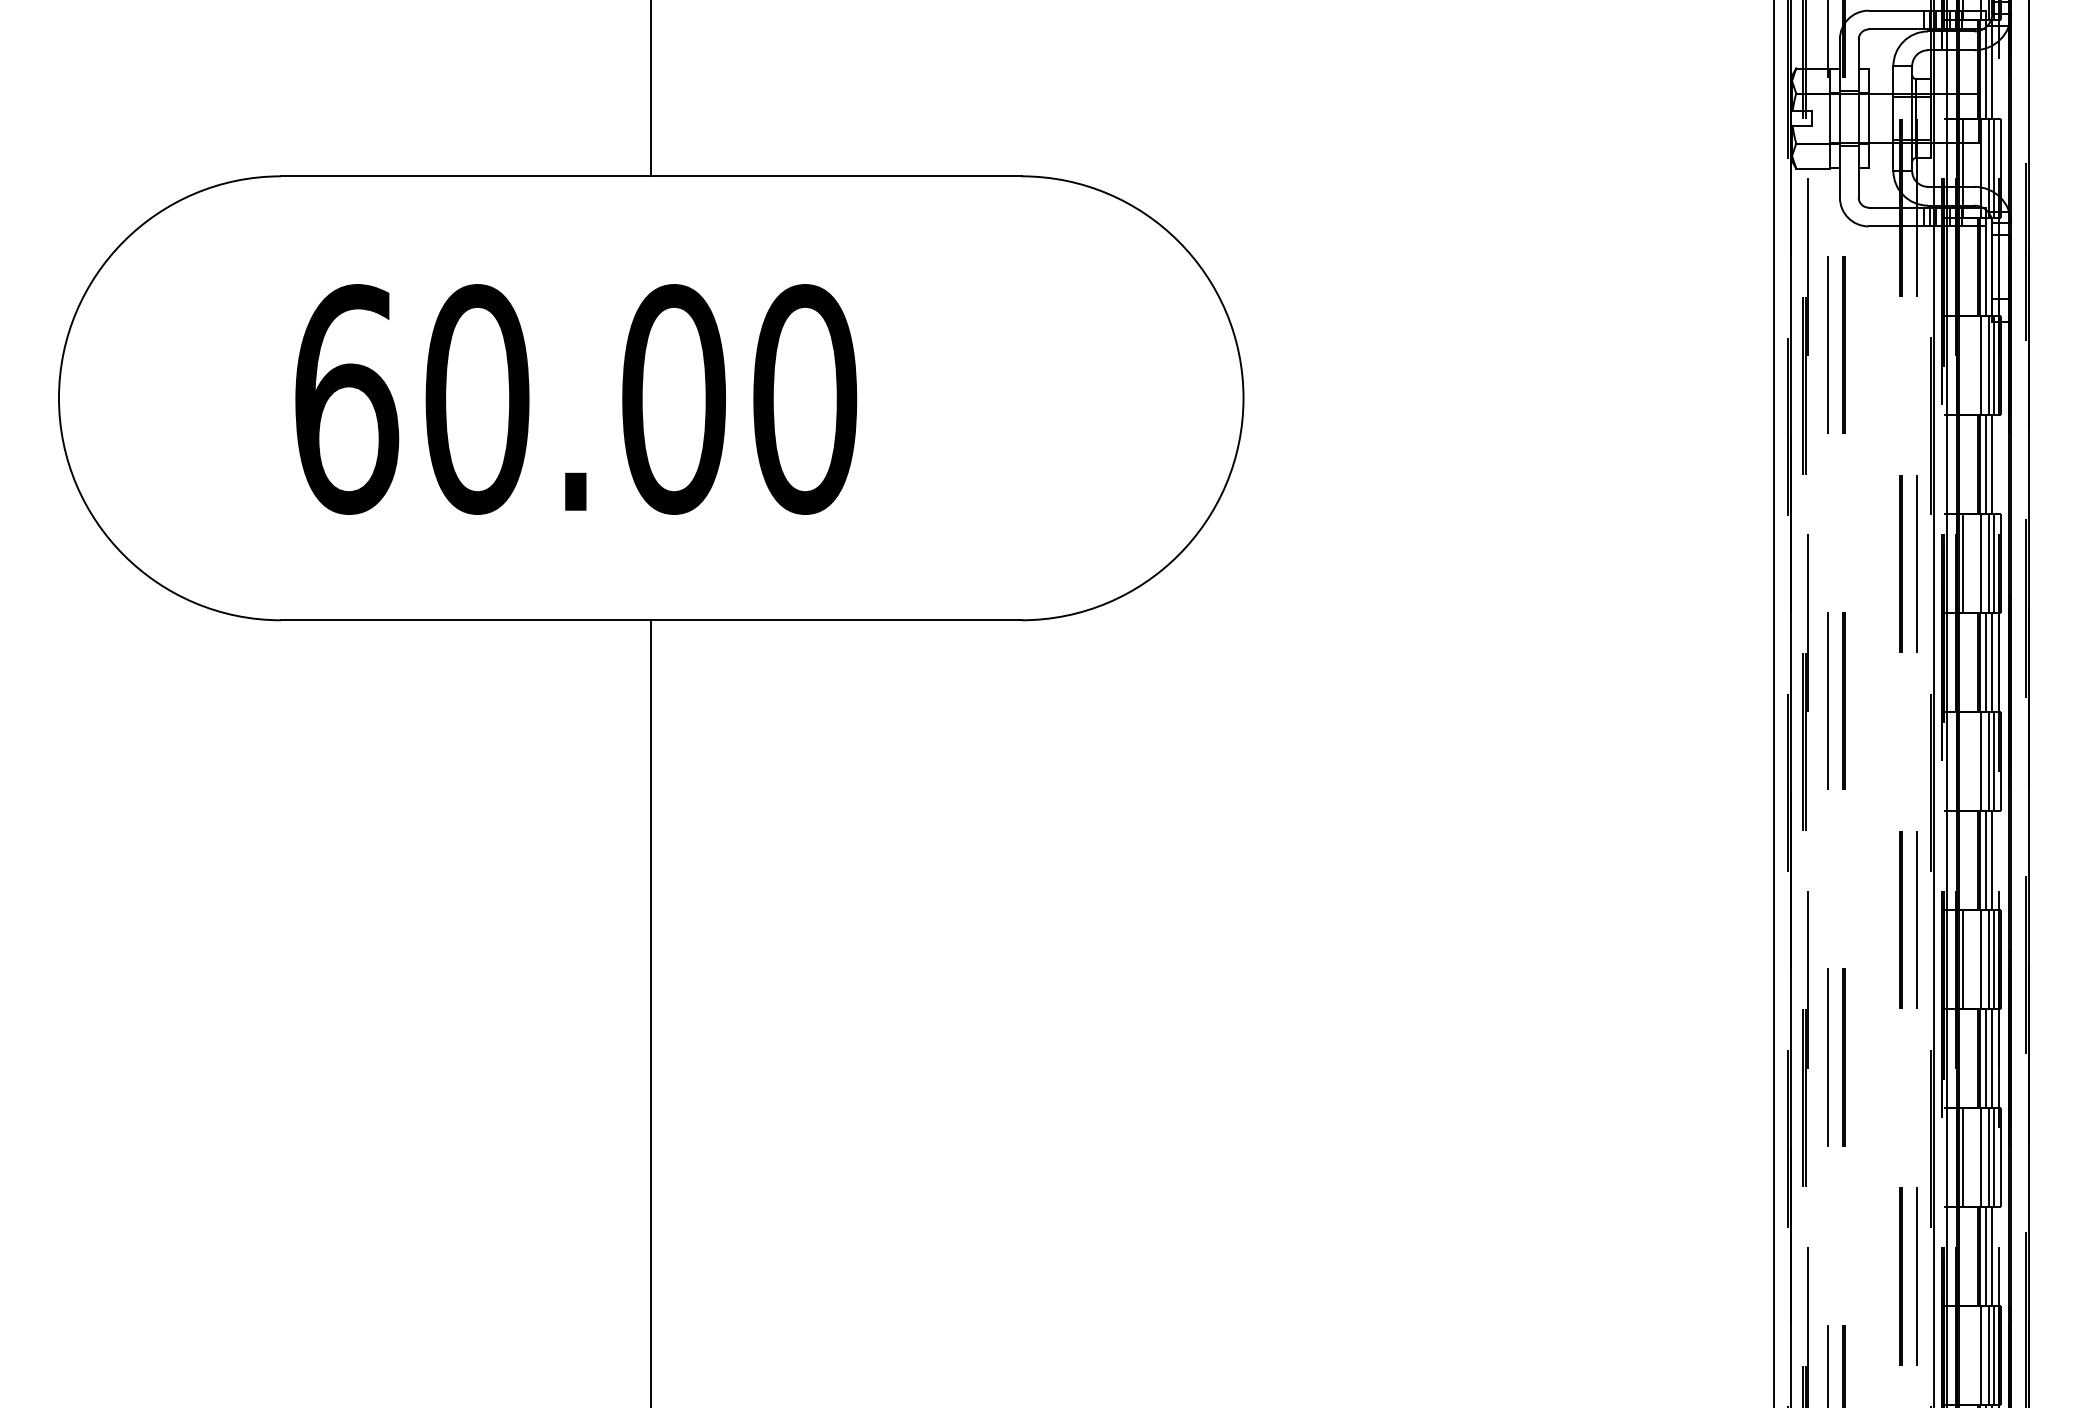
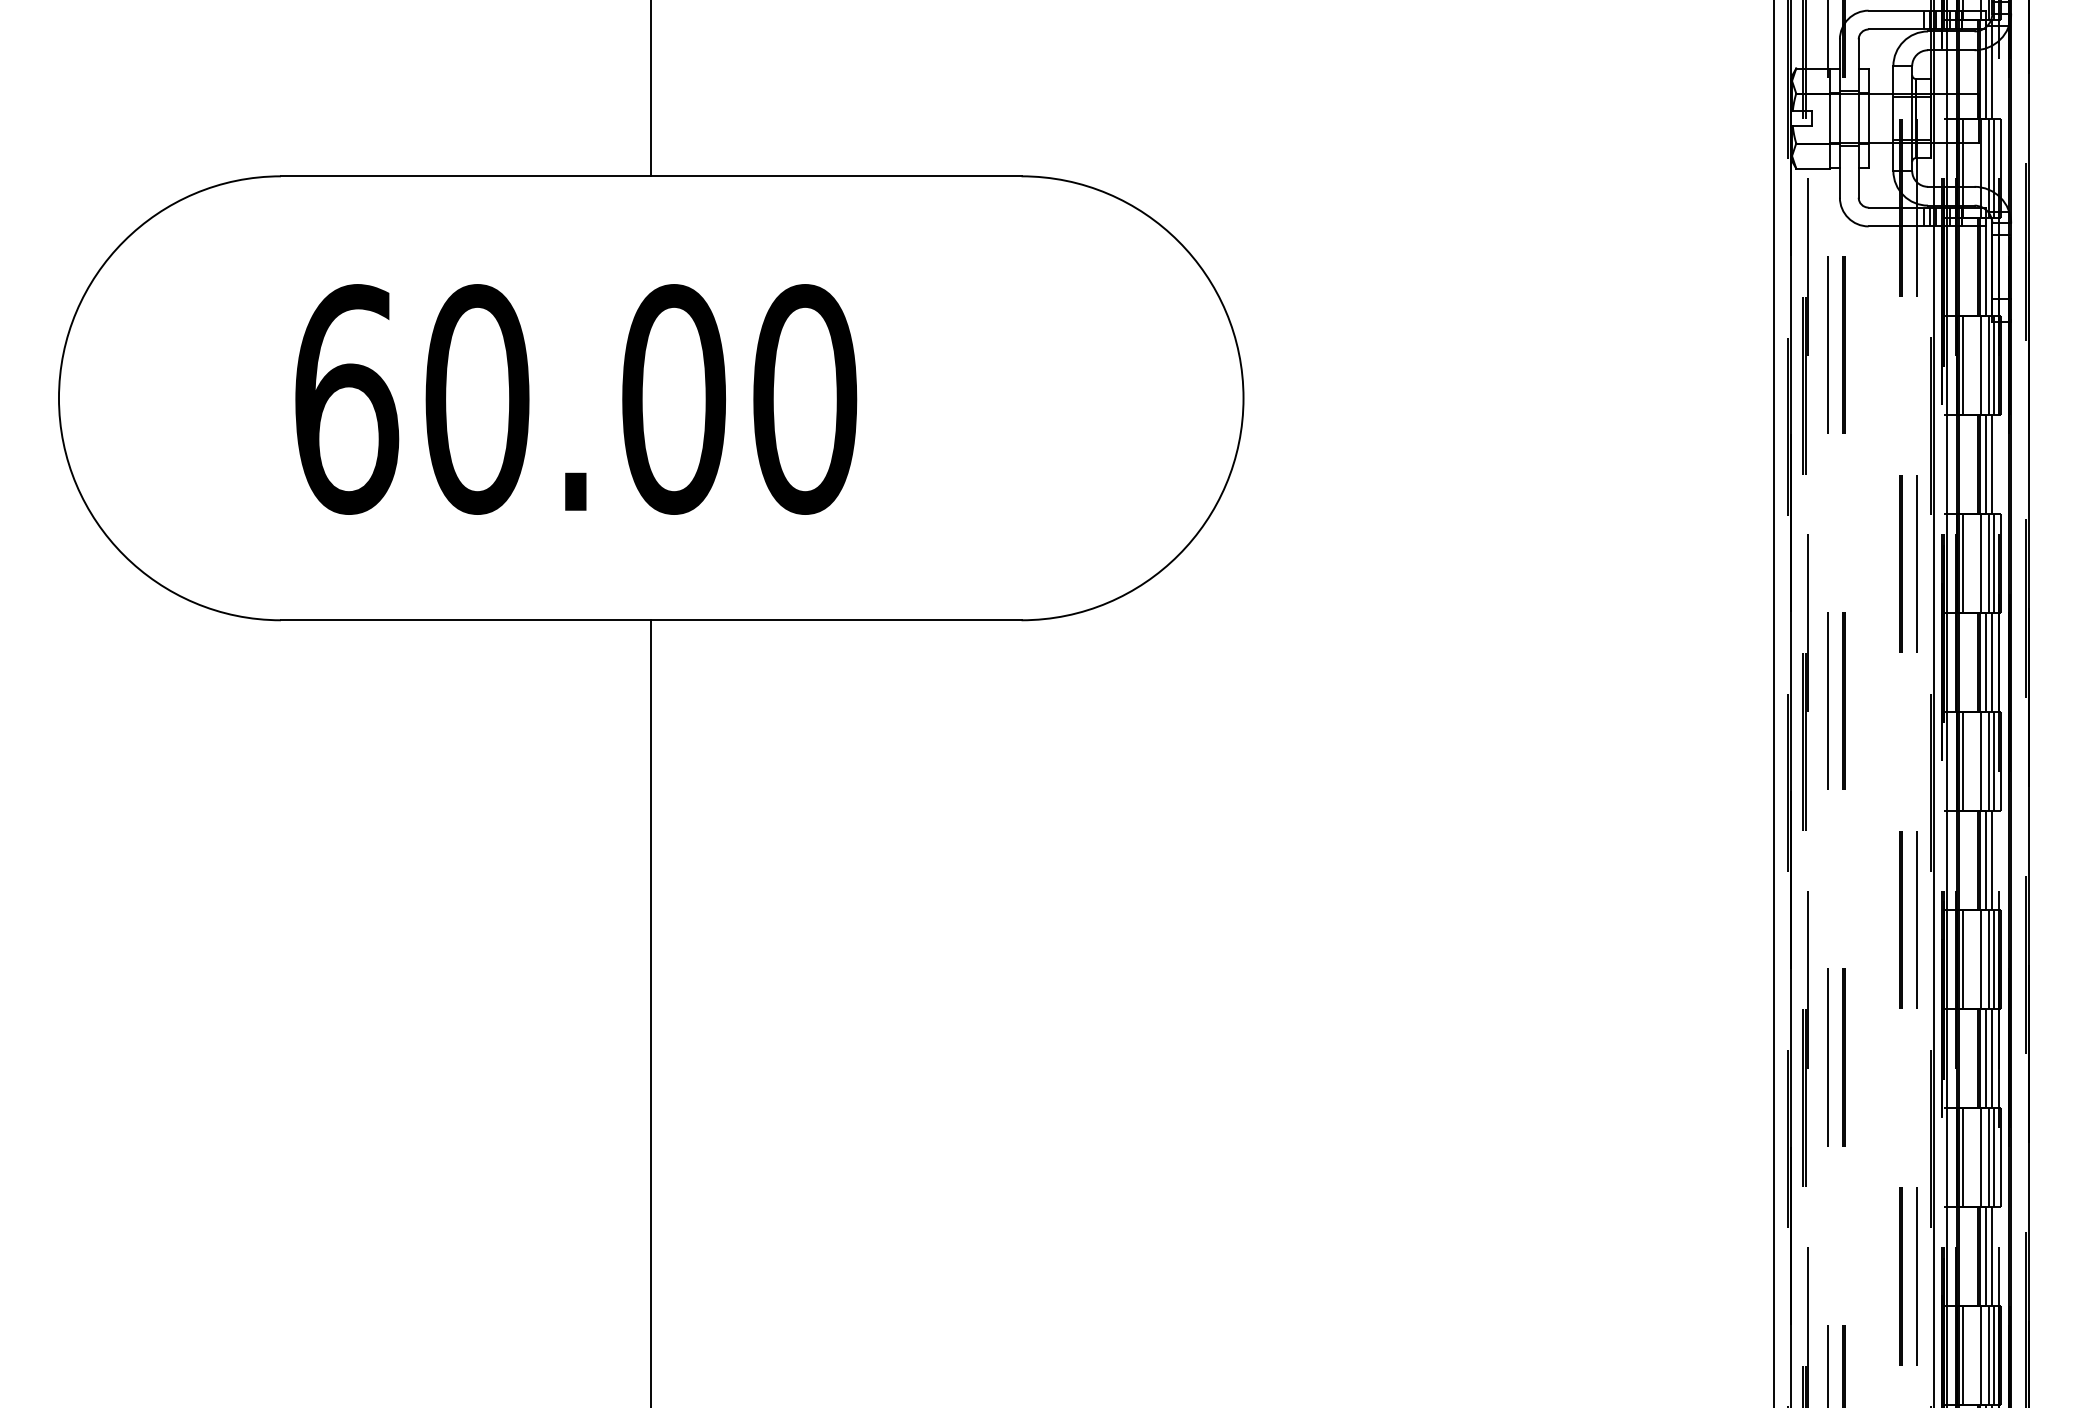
line: none -> present (1962, 365)
line: none -> present (1962, 761)
line: none -> present (1962, 1355)
